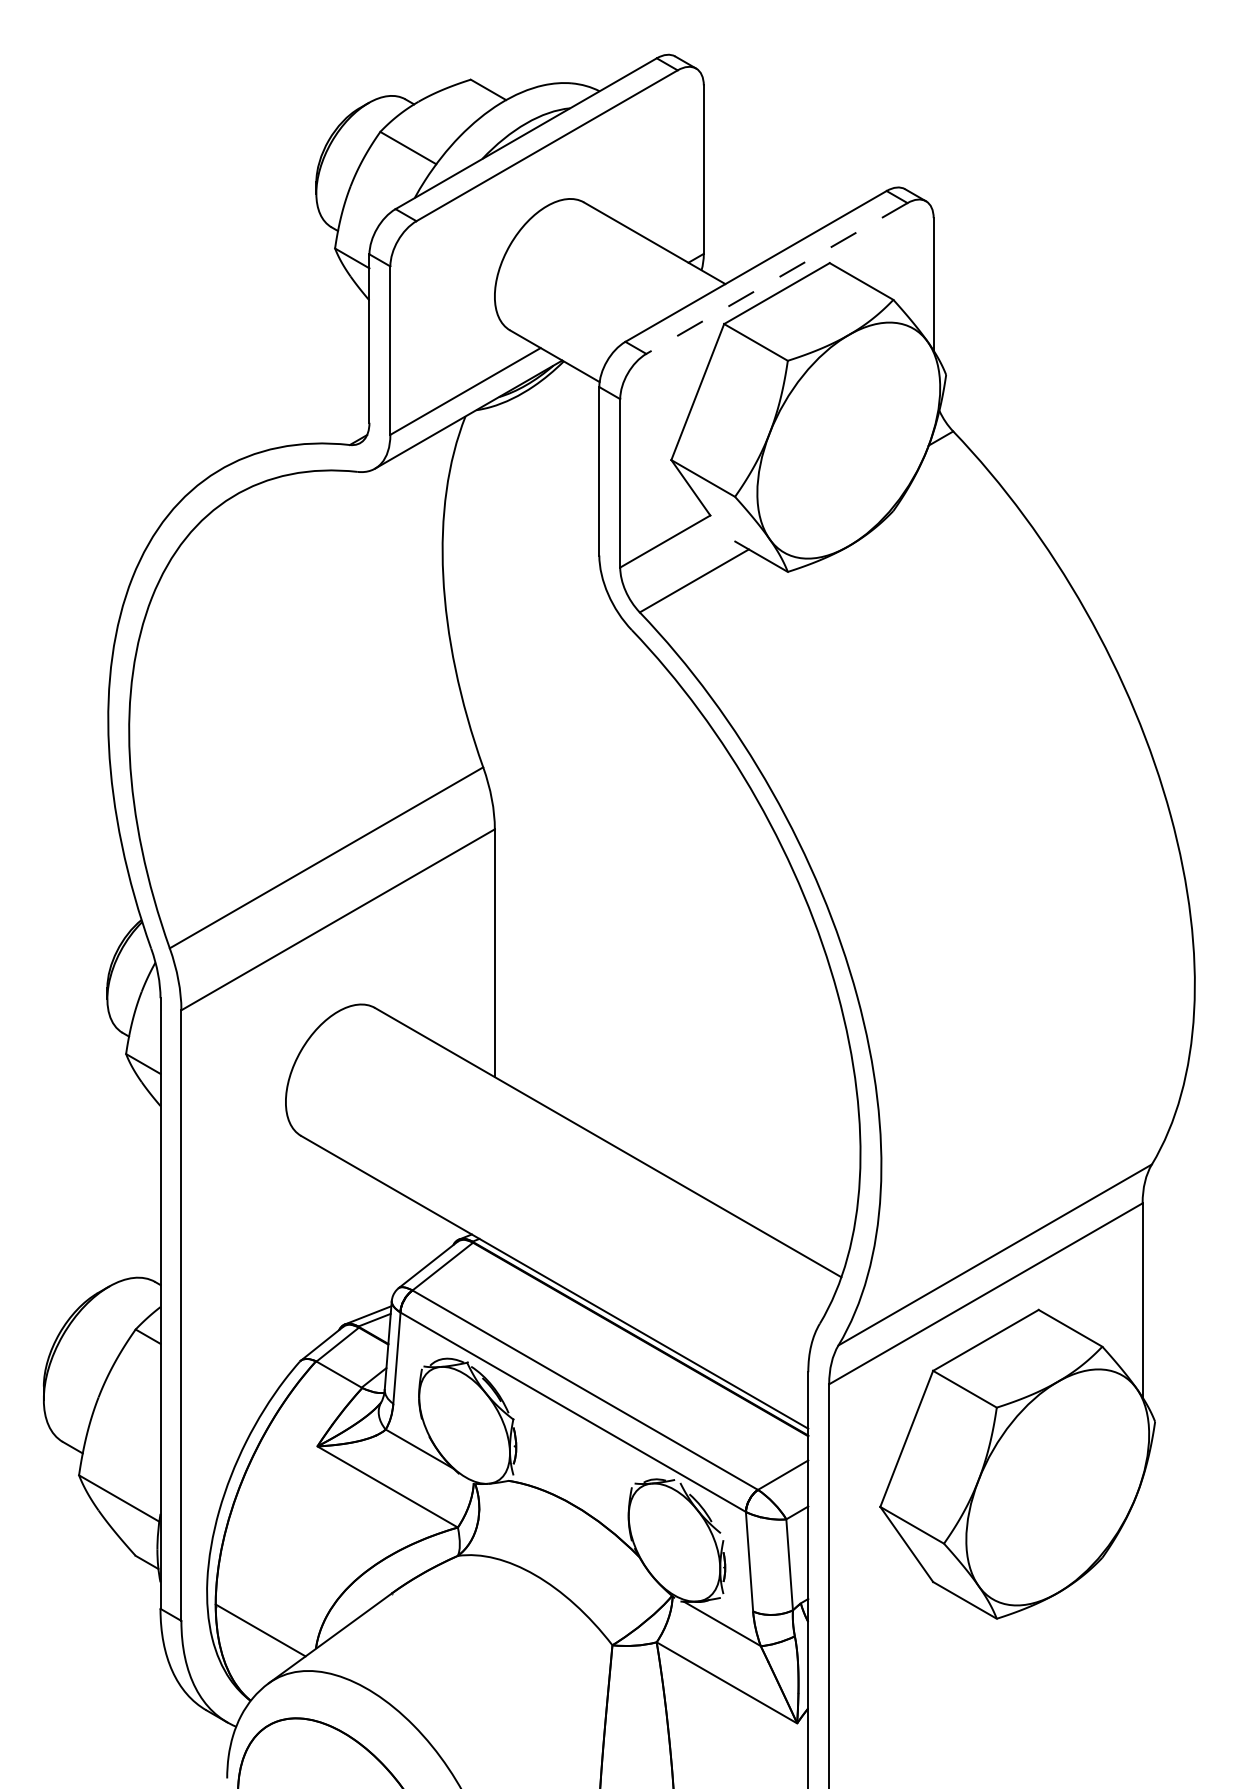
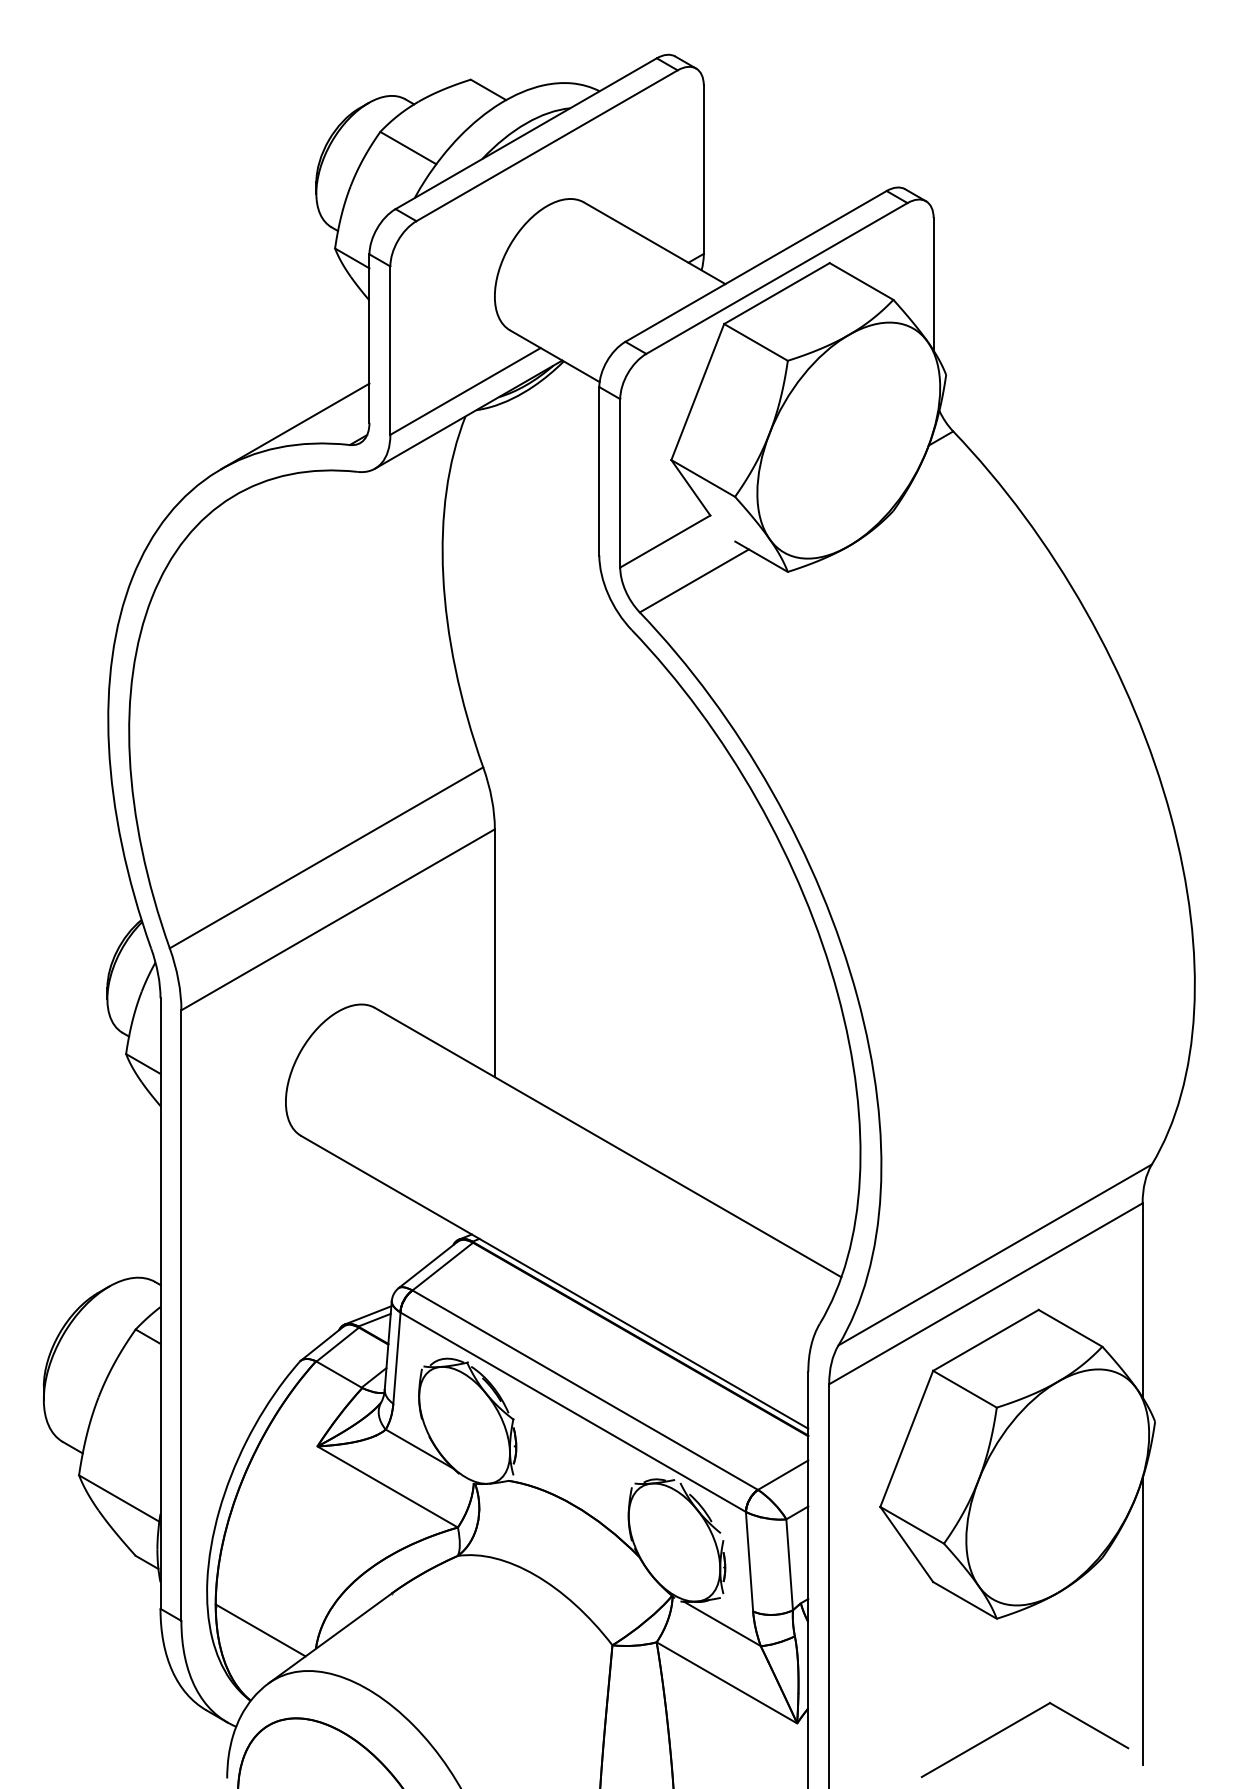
line: dashed -> solid (776, 278)
line: none -> present (295, 426)
line: none -> present (1142, 1621)
part: none -> present (1015, 1724)
